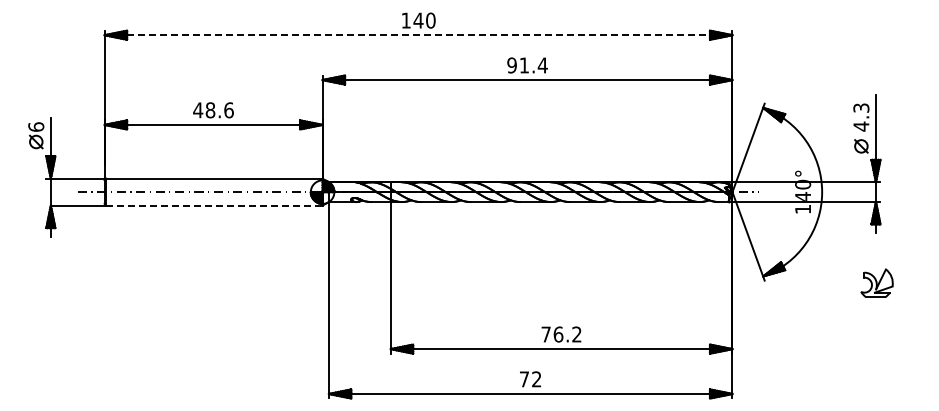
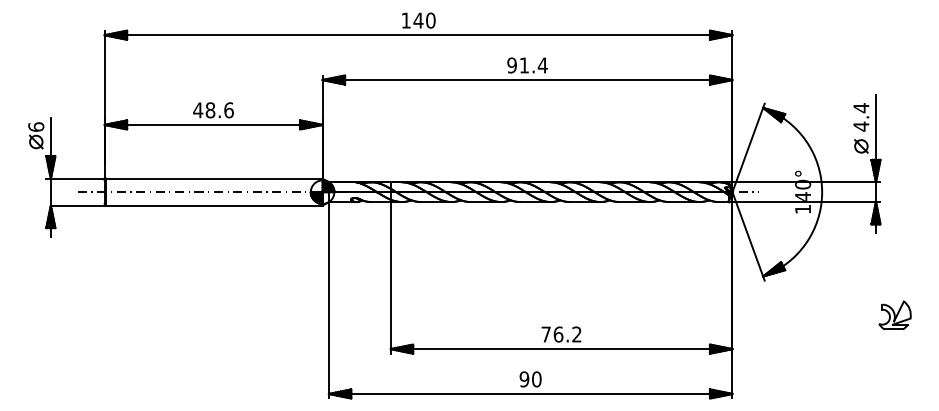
line: dashed -> solid (418, 35)
text: 4.3 -> 4.4 (861, 108)
line: dashed -> solid (215, 205)
part position: (876, 282) -> (894, 314) (894, 314)
text: 72 -> 90 (530, 379)
